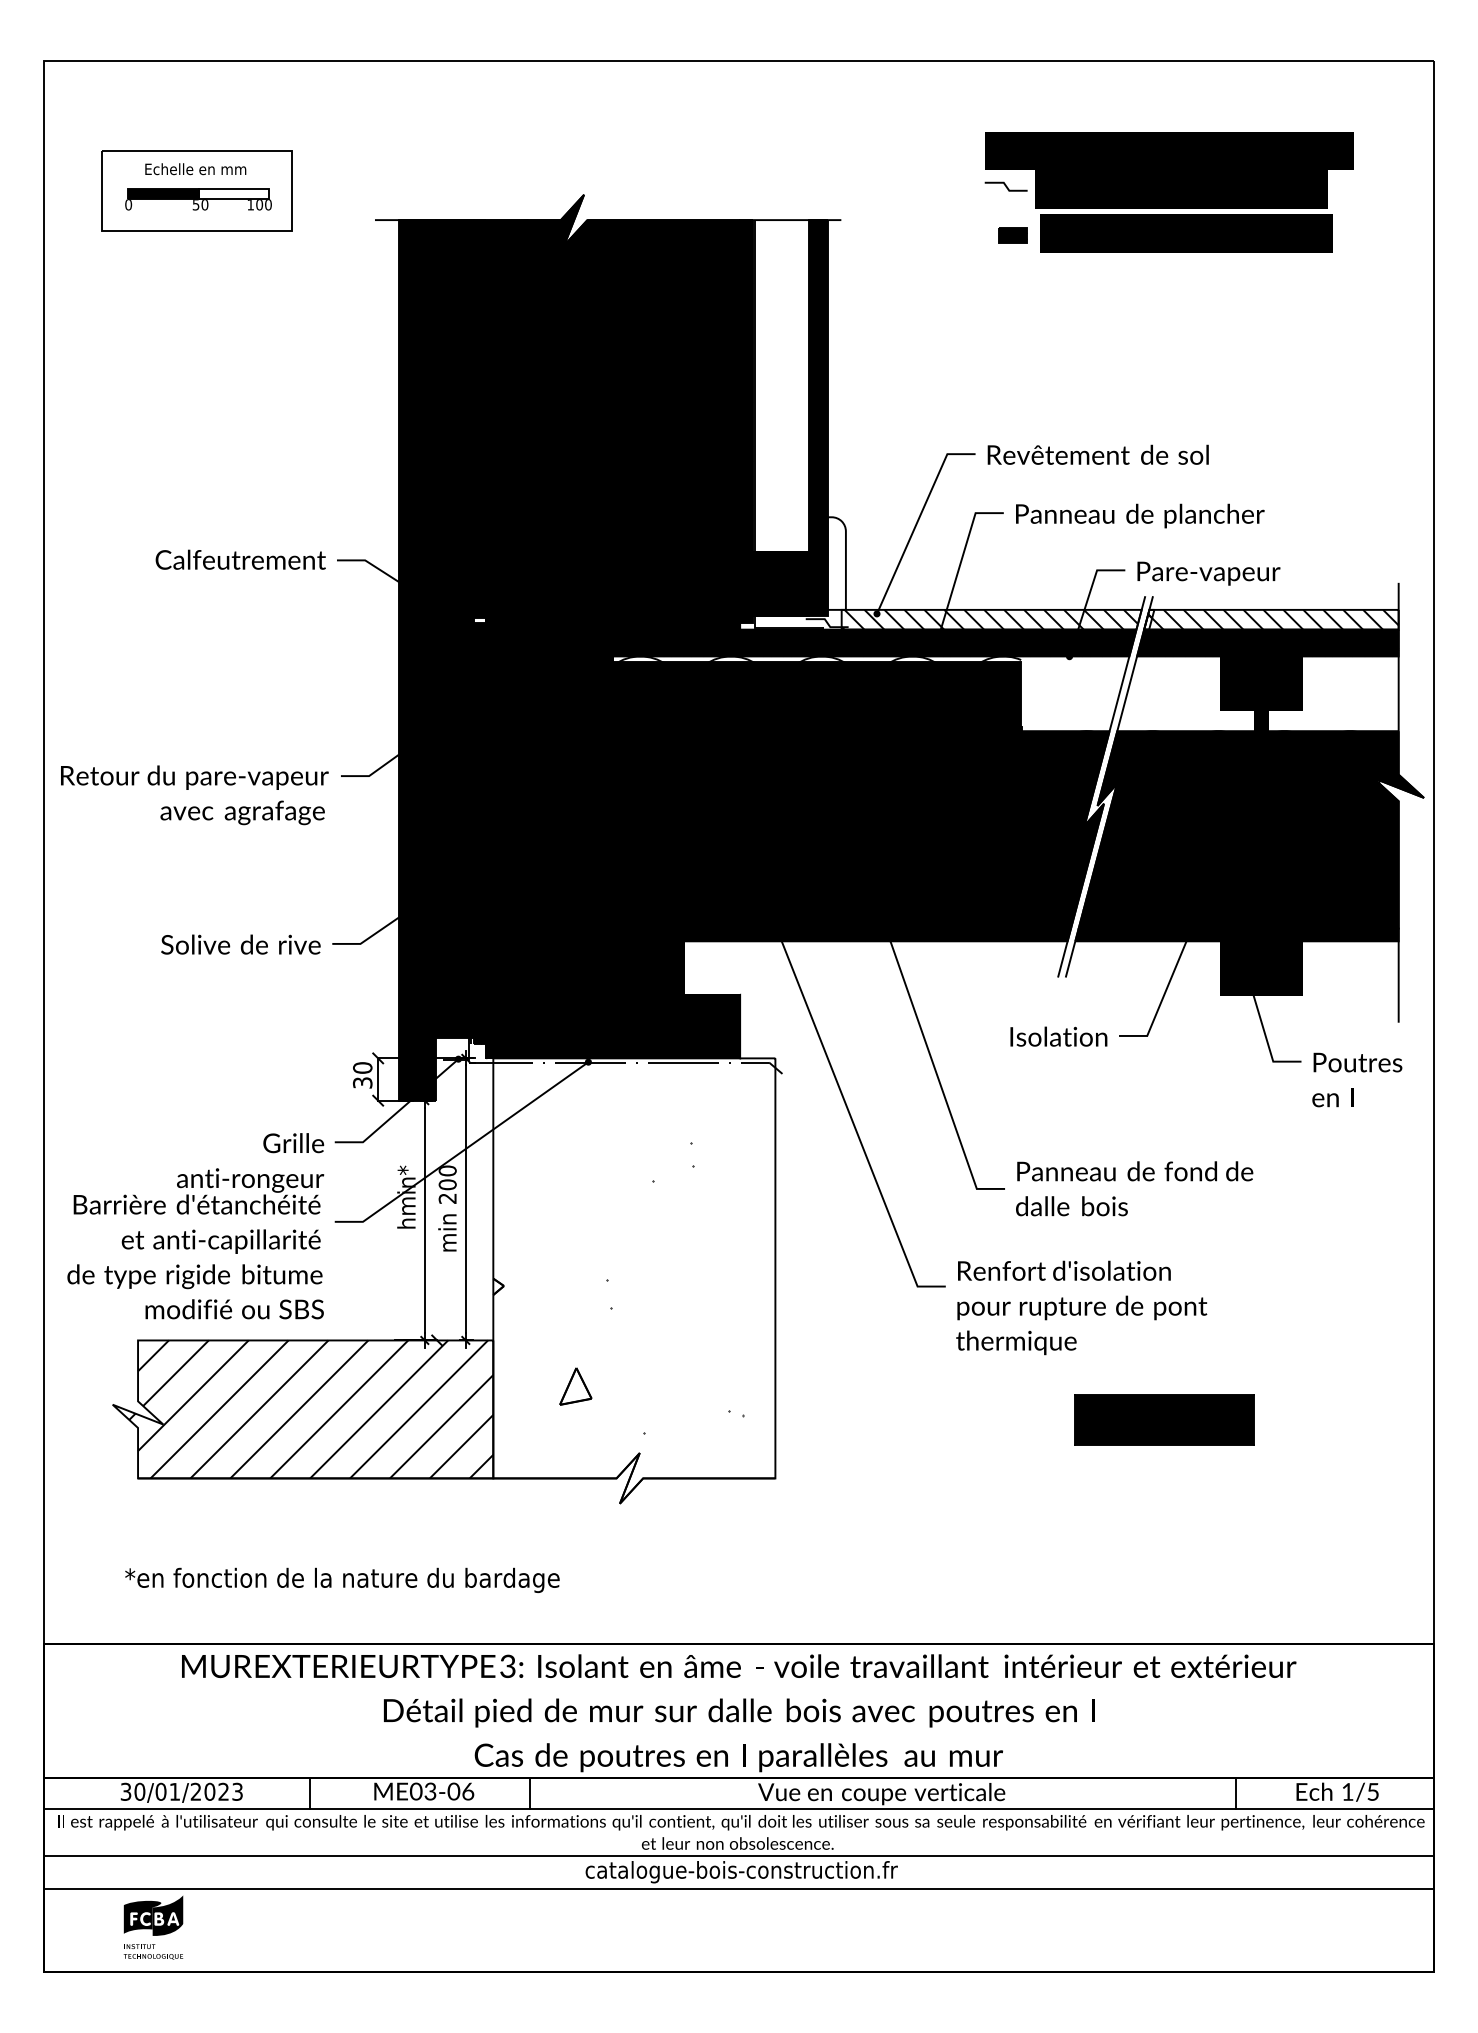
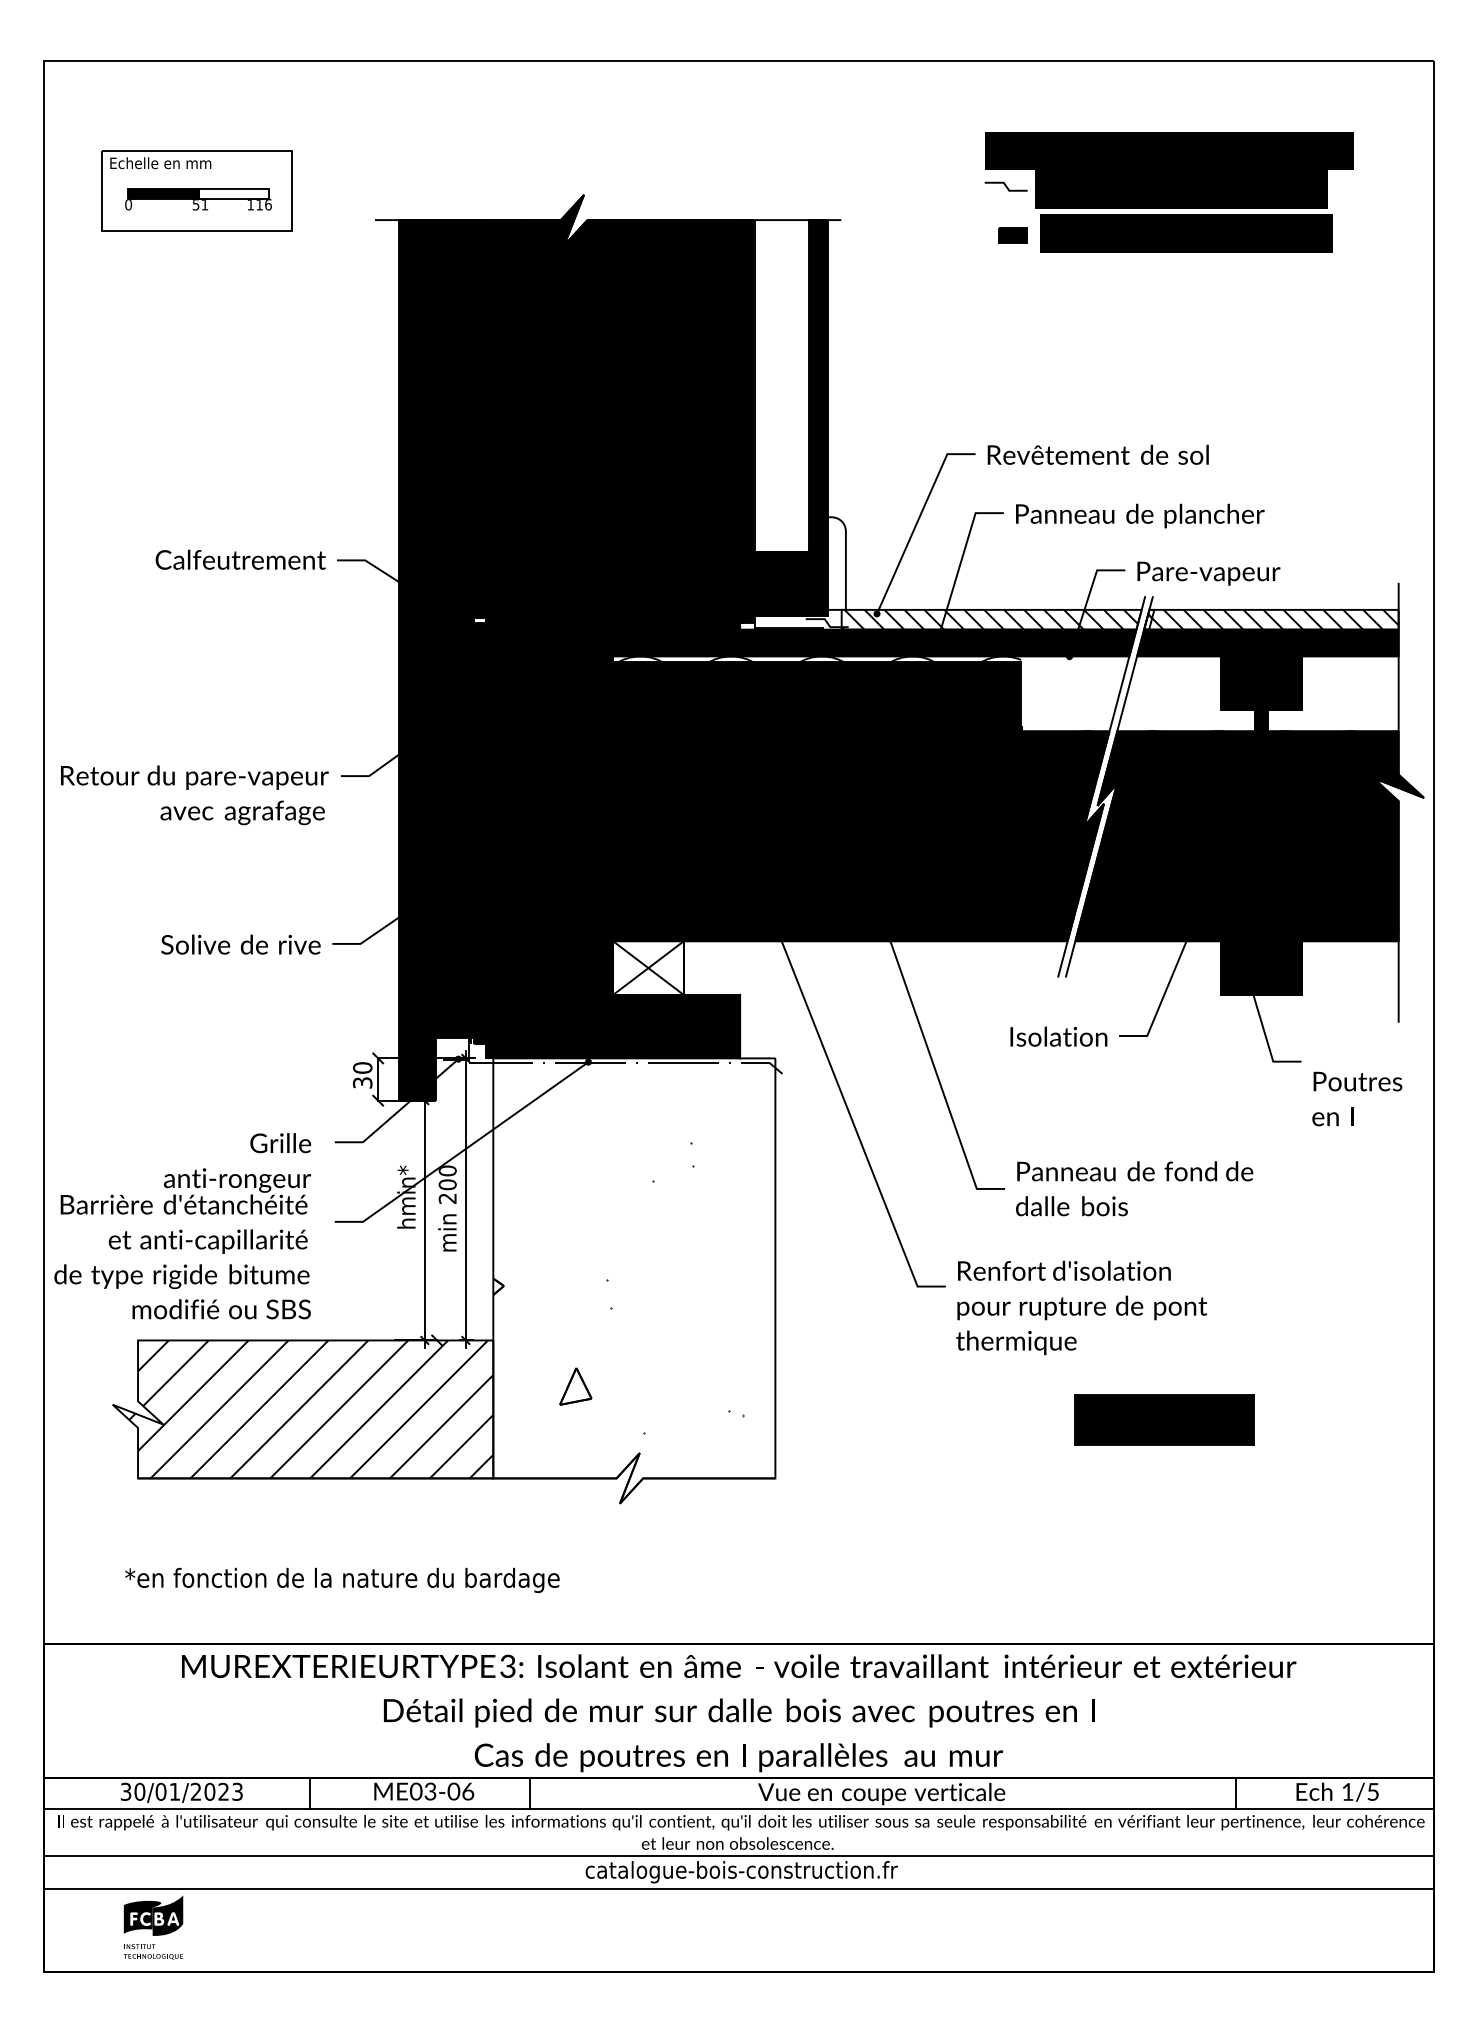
text position: (195, 169) -> (160, 163) (160, 163)
text: 100 -> 116 (263, 204)
text: 50 -> 51 (204, 205)
fill: present -> none (648, 967)
text position: (1357, 1079) -> (1357, 1098) (1357, 1098)
text position: (195, 1226) -> (182, 1226) (182, 1226)
